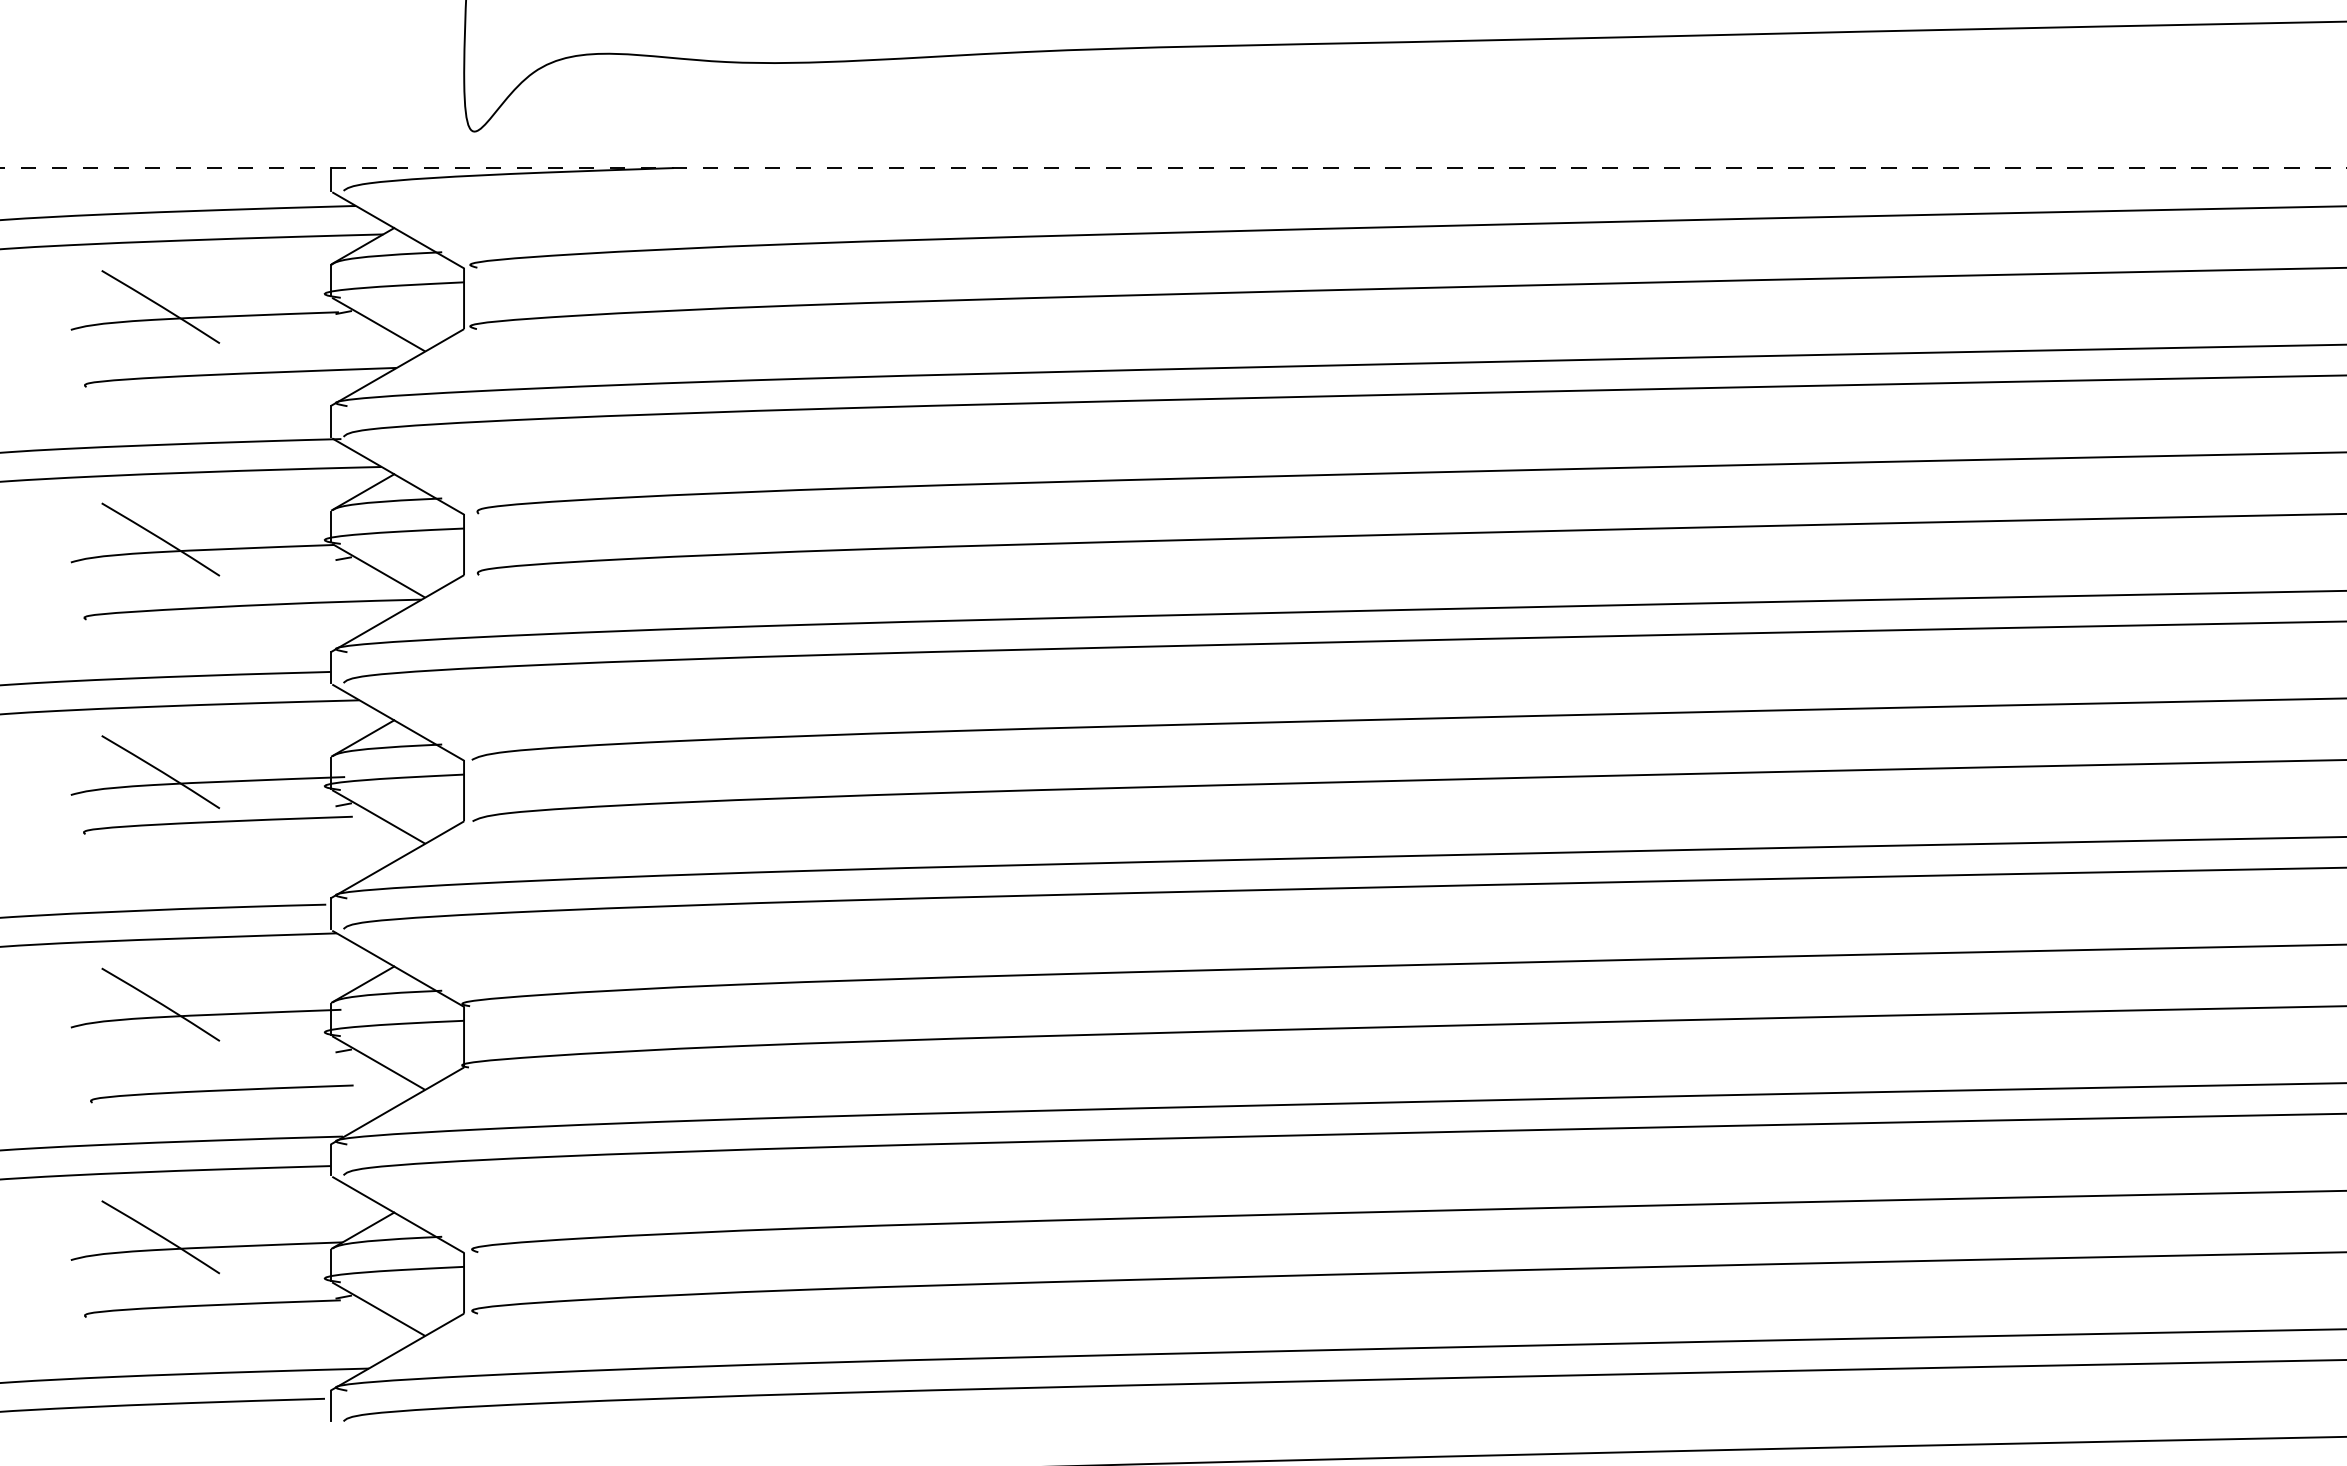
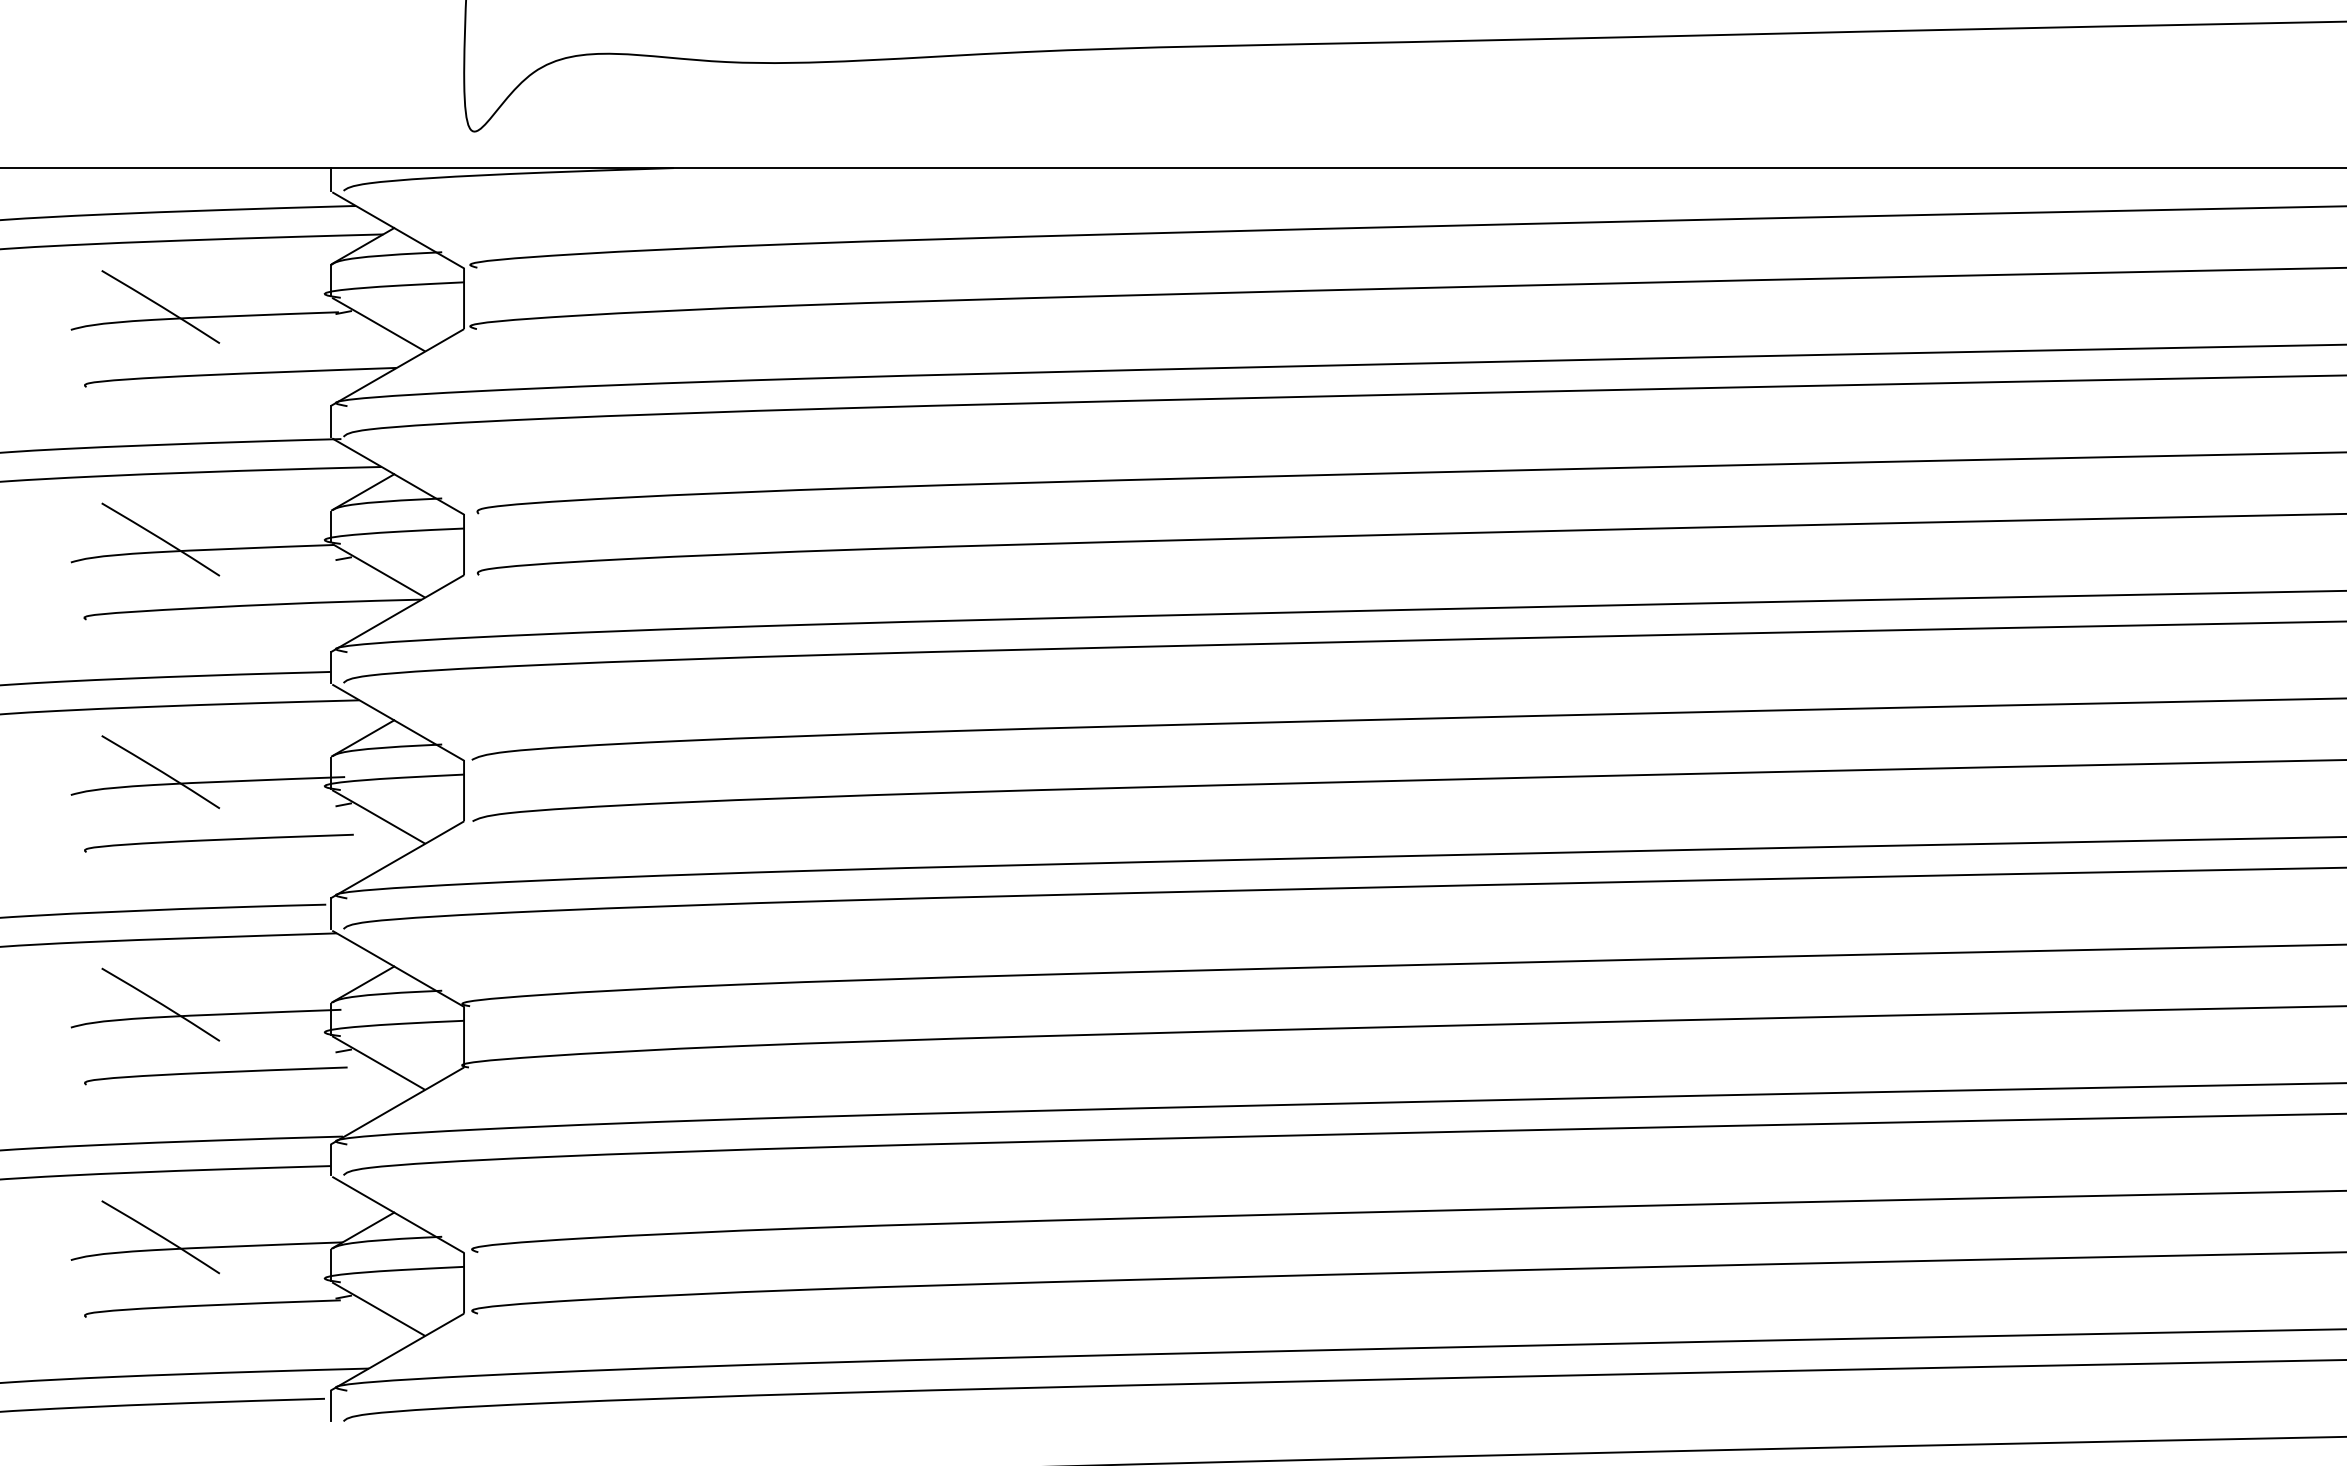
line: dashed -> solid (1173, 168)
curve position: (217, 822) -> (218, 840) (218, 840)
curve position: (221, 1091) -> (215, 1073) (215, 1073)
